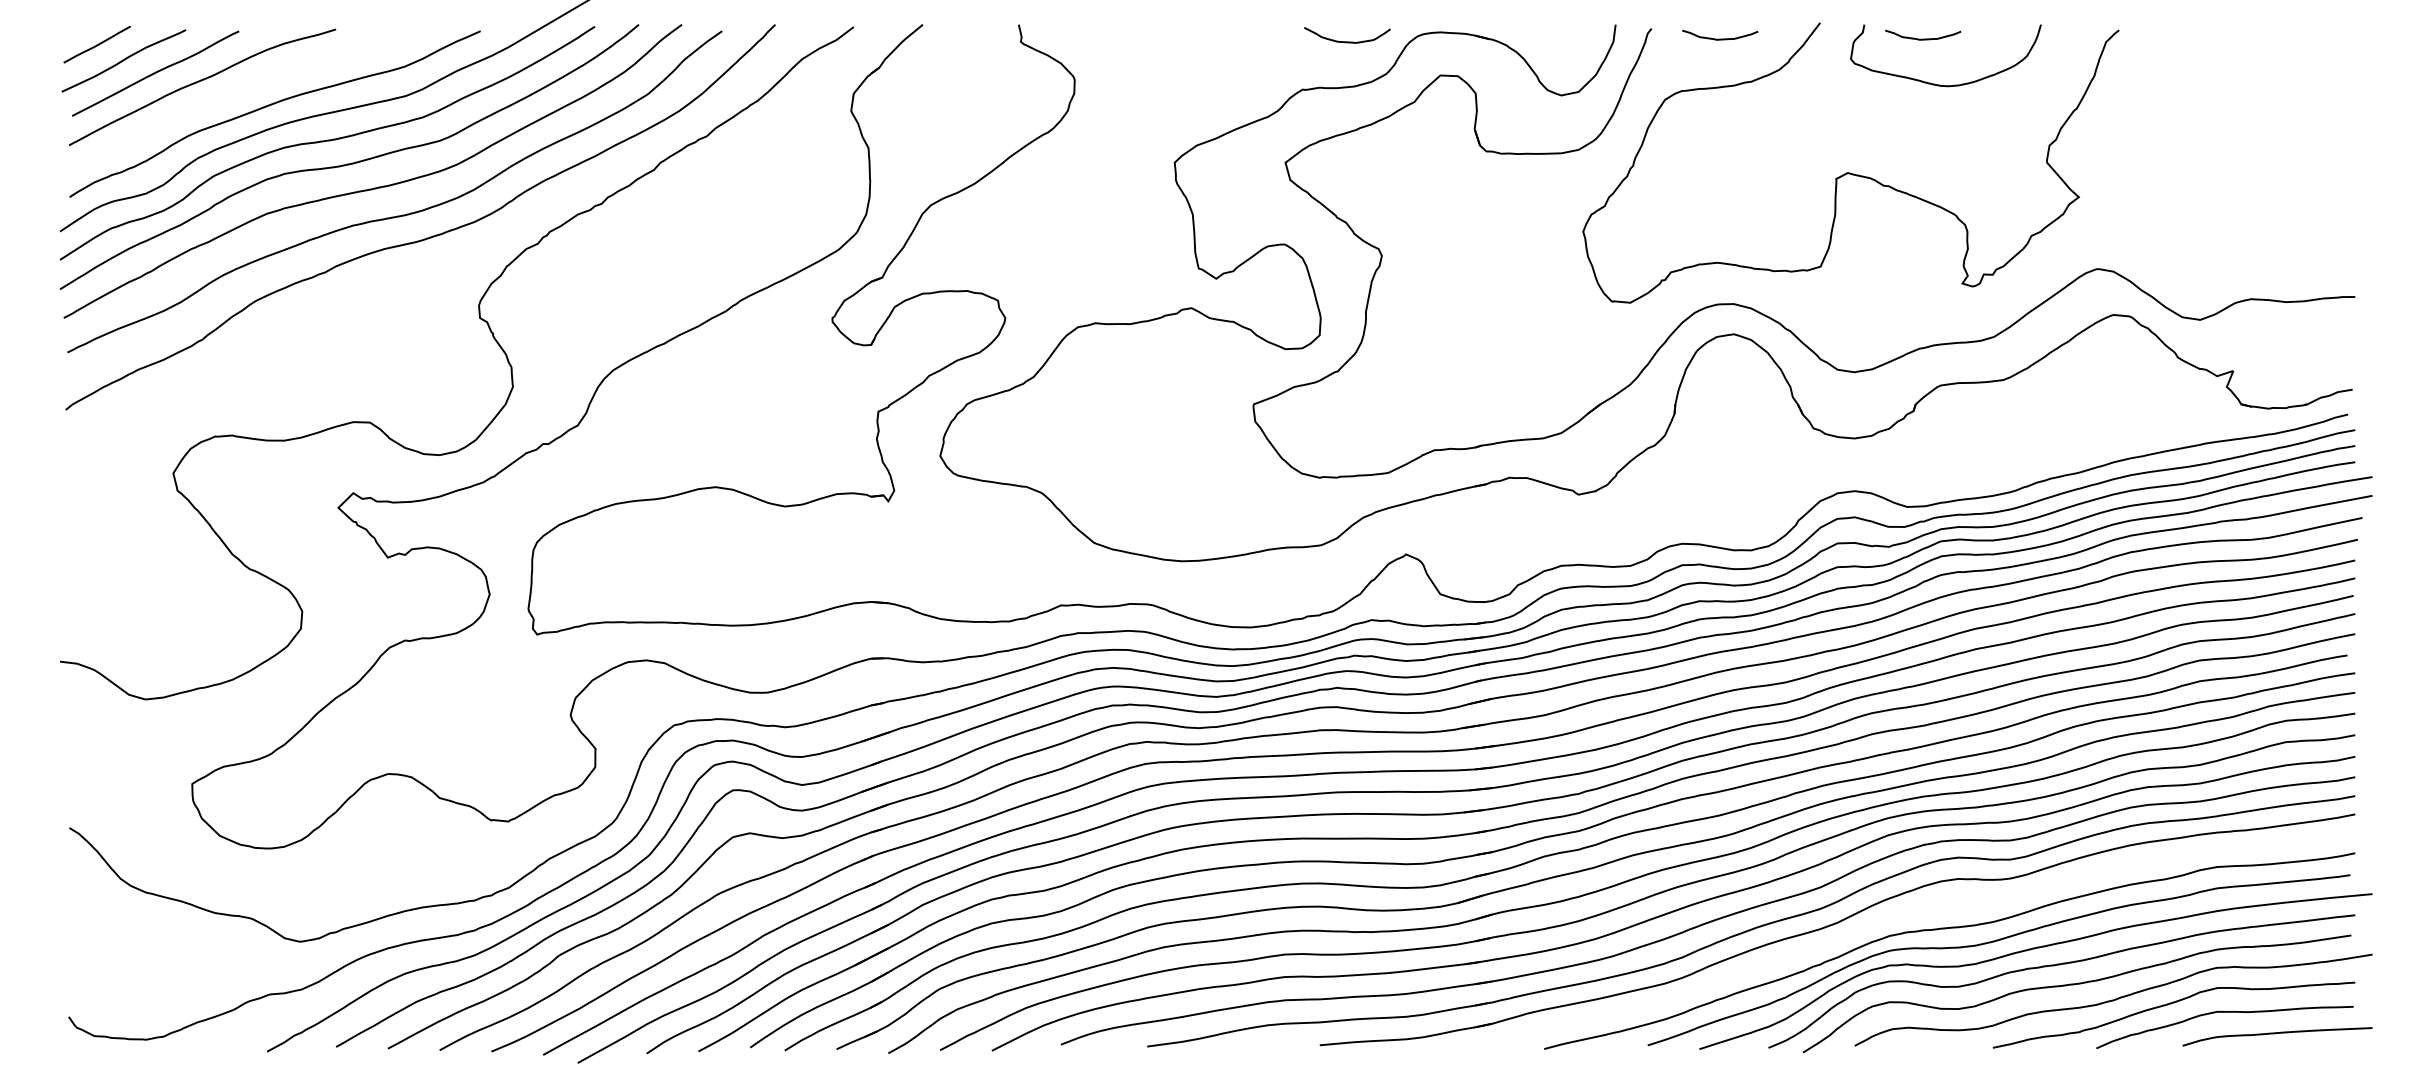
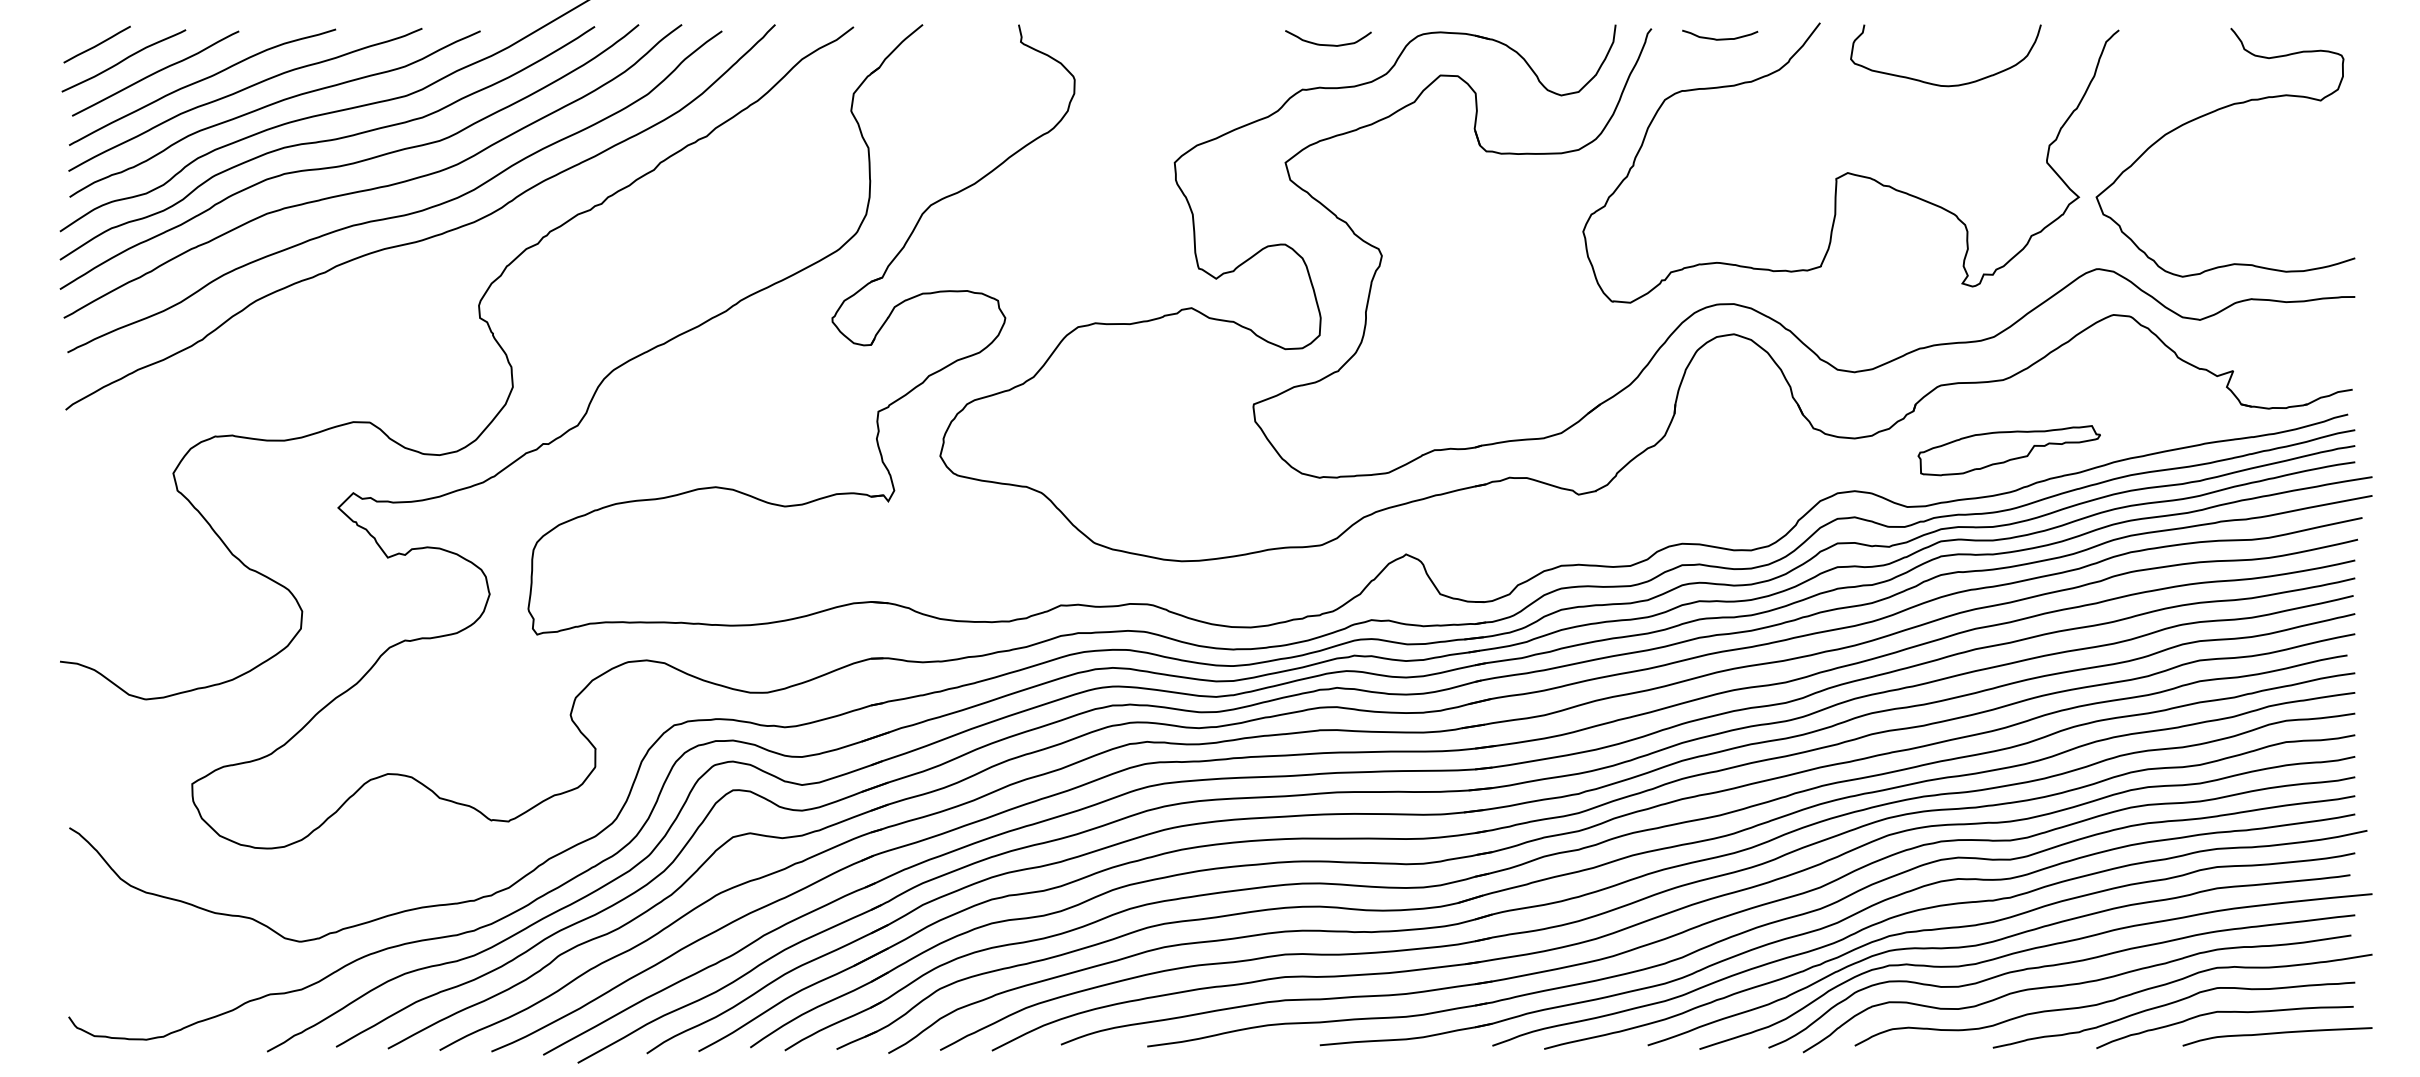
curve: present -> none (1923, 38)
curve position: (1347, 41) -> (1328, 44) (1328, 44)
curve: none -> present (241, 91)
curve: none -> present (2212, 113)
part: none -> present (2008, 450)
curve: none -> present (1922, 910)
